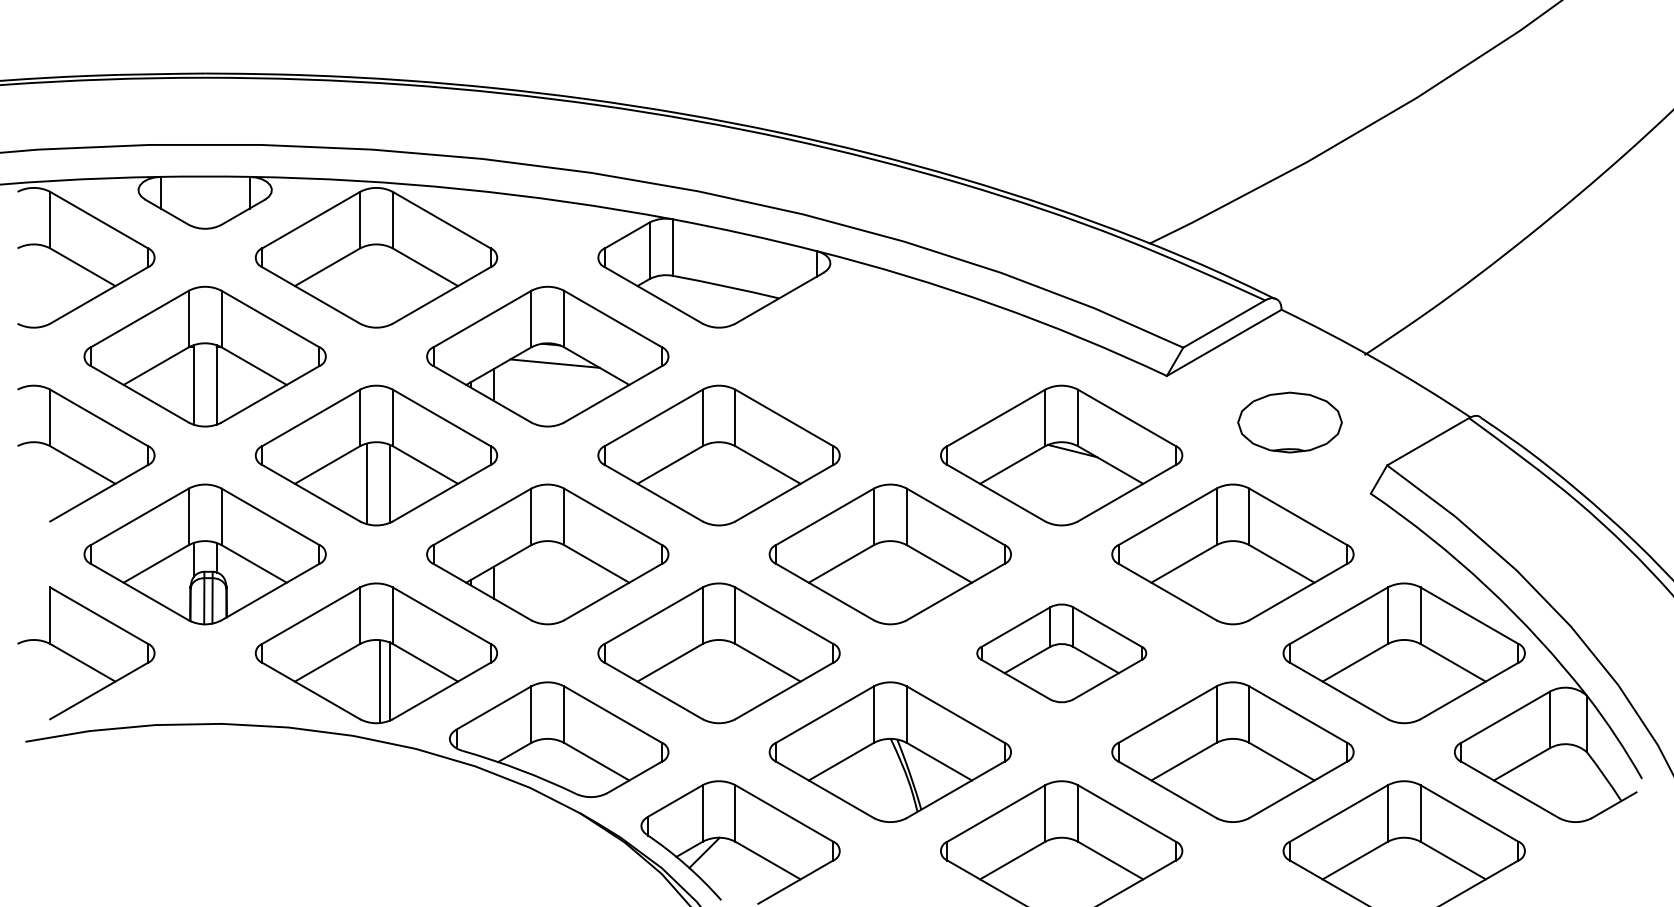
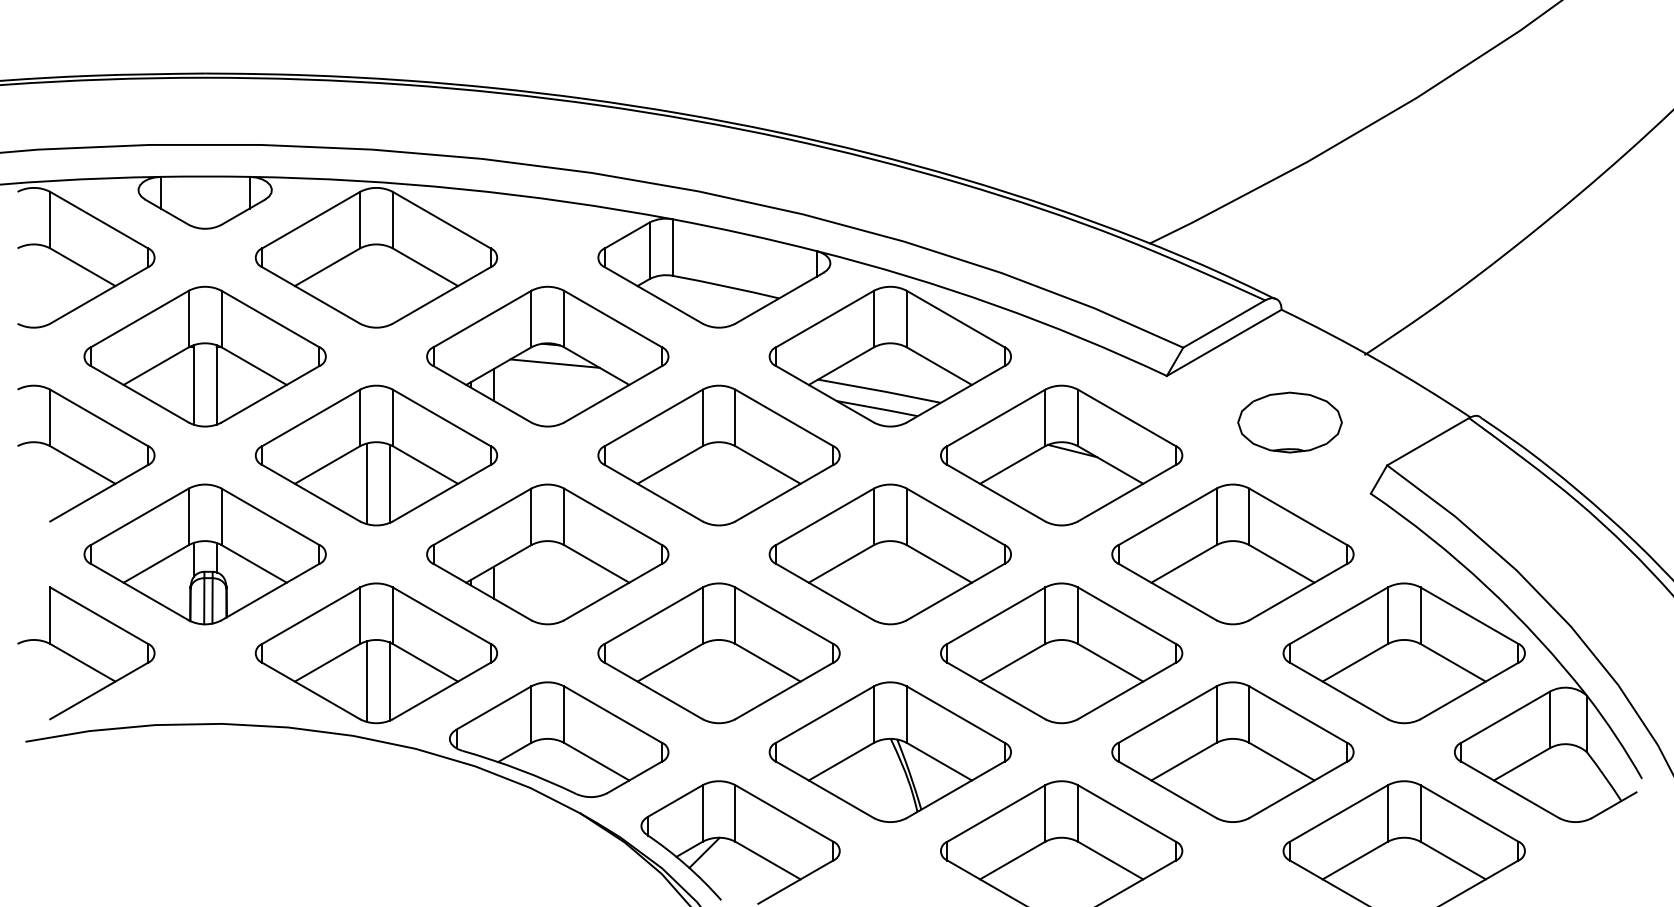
part: none -> present (889, 356)
part size: 172x101 px -> 244x143 px (1061, 653)
line position: (379, 681) -> (366, 681) (366, 681)
